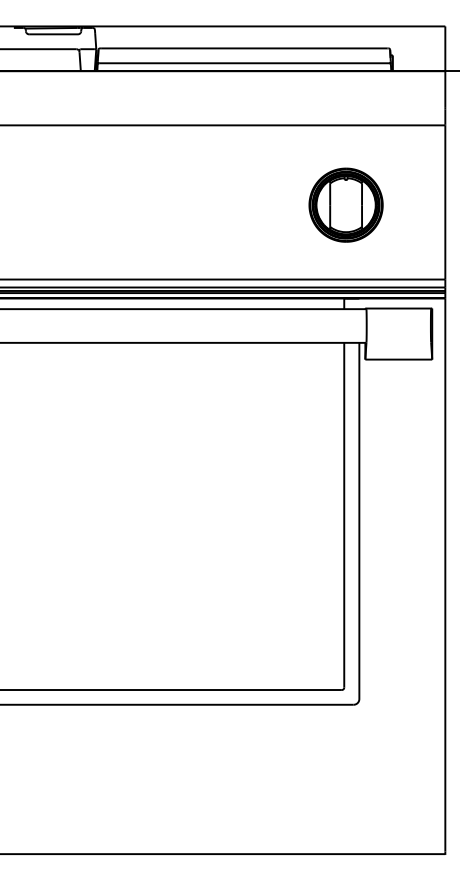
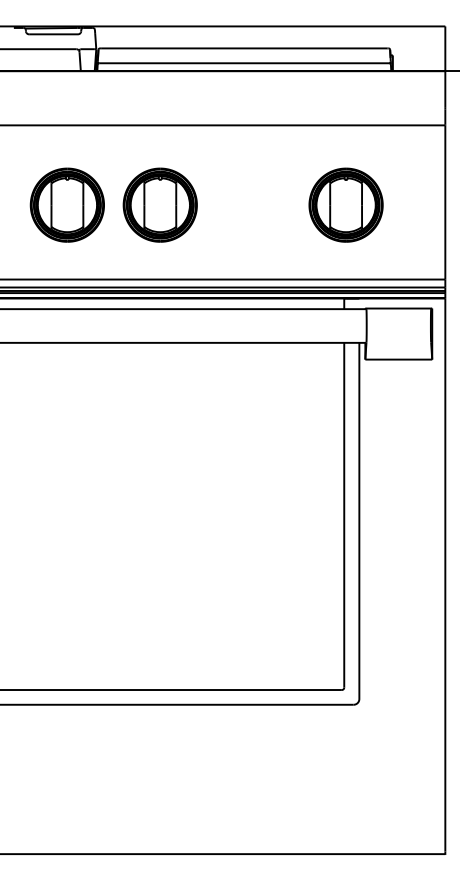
part: none -> present (66, 204)
part: none -> present (159, 204)
